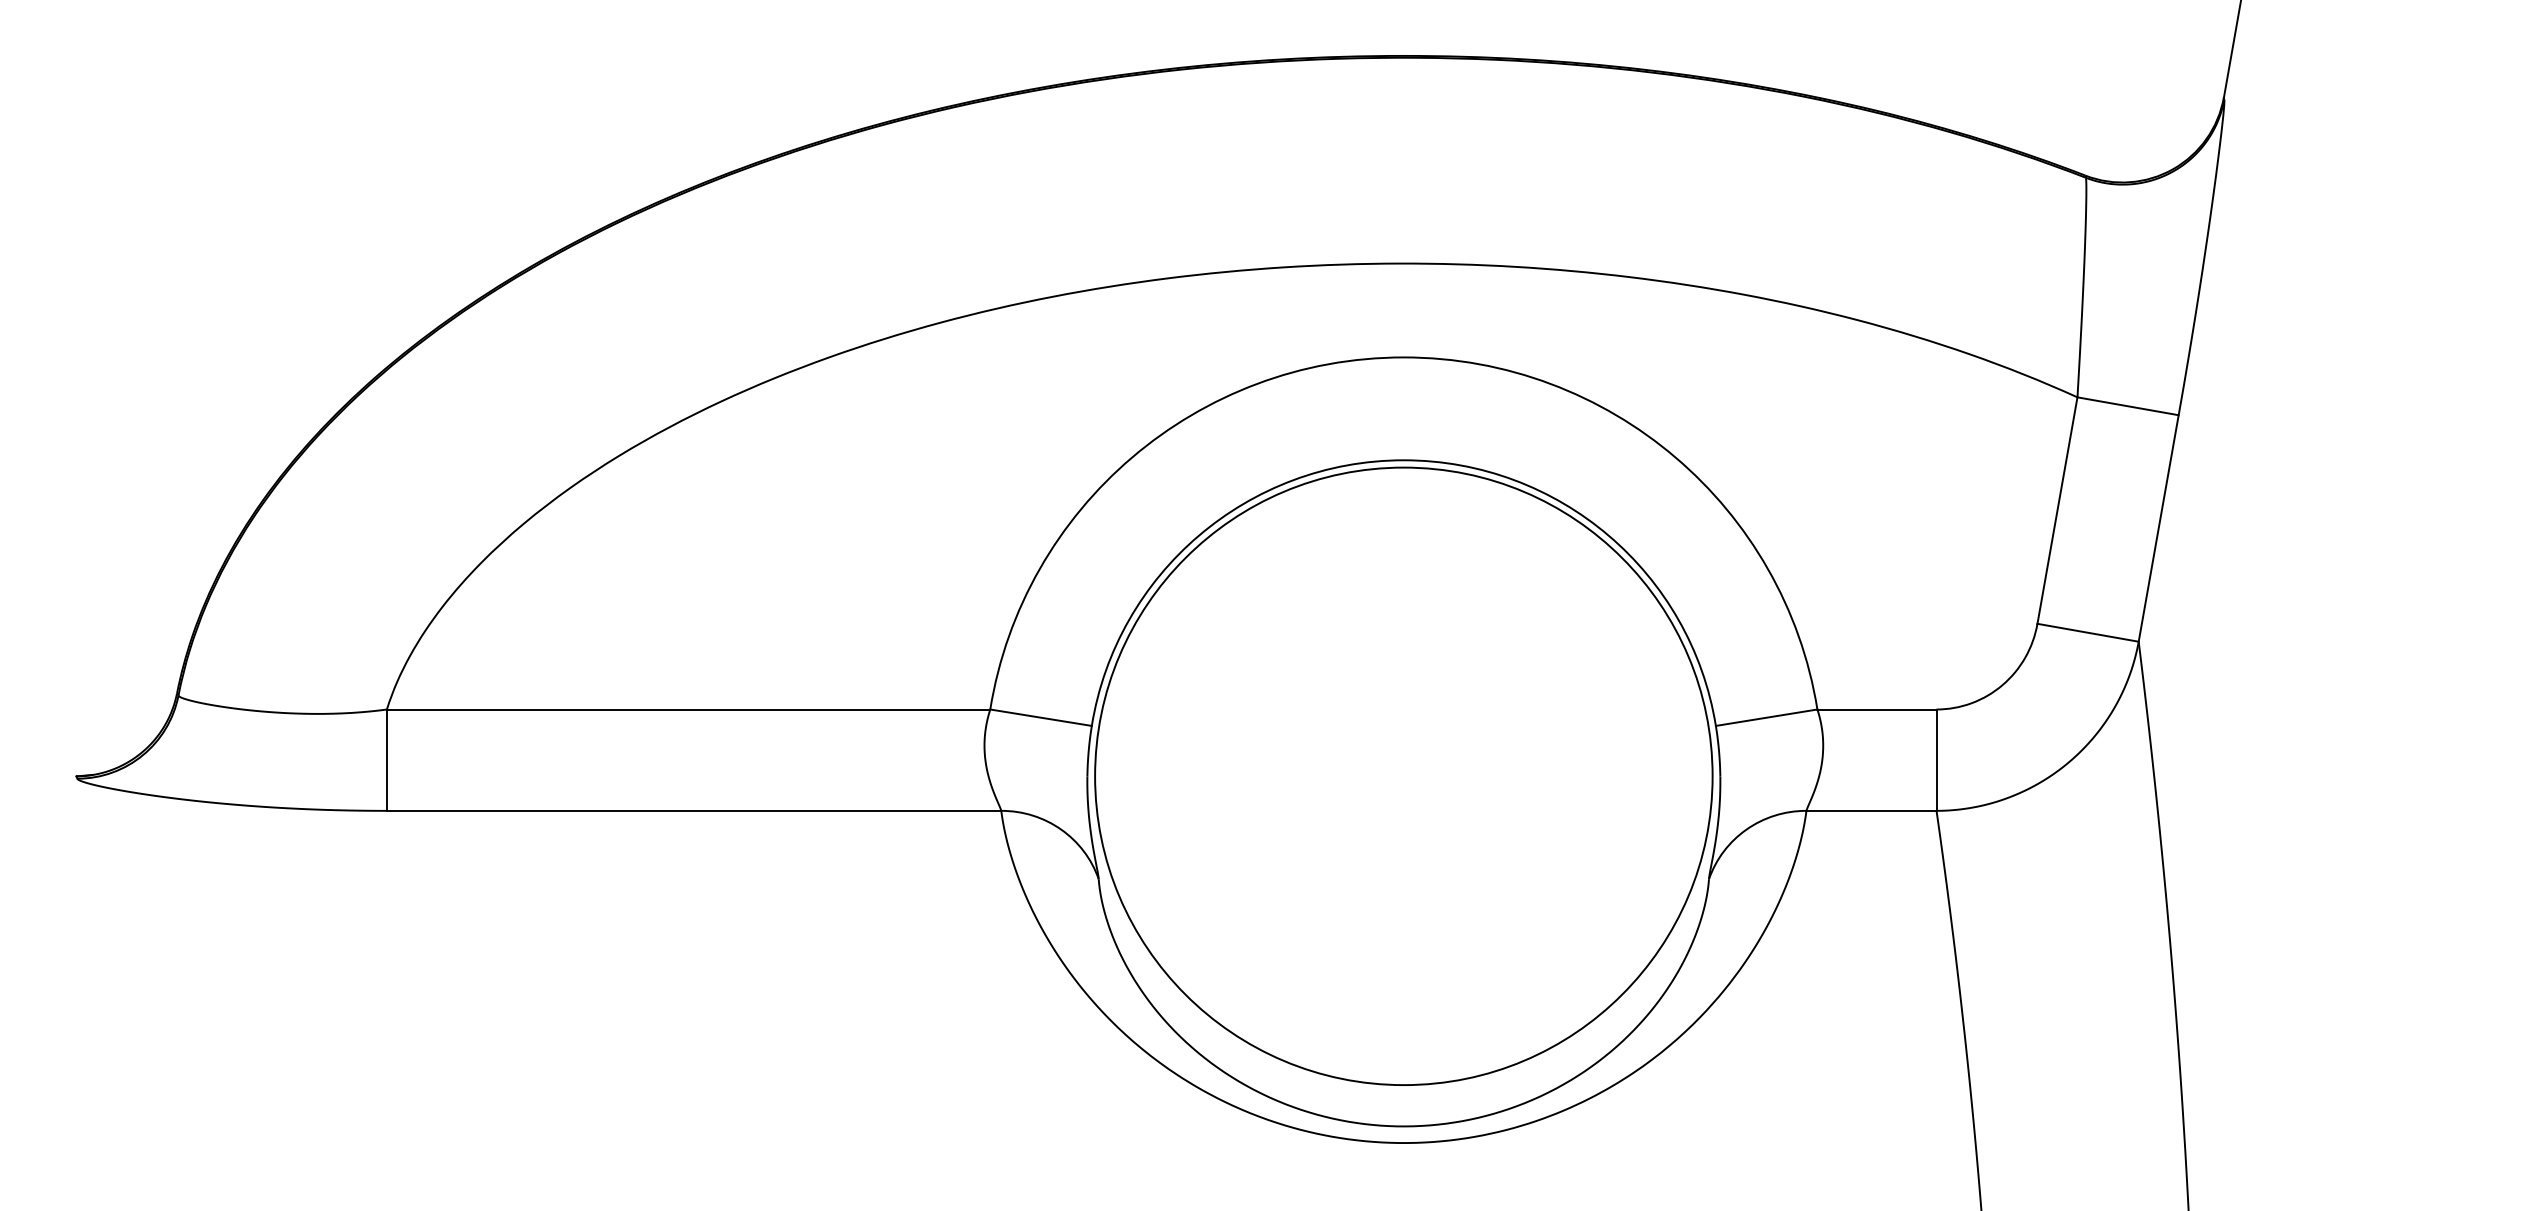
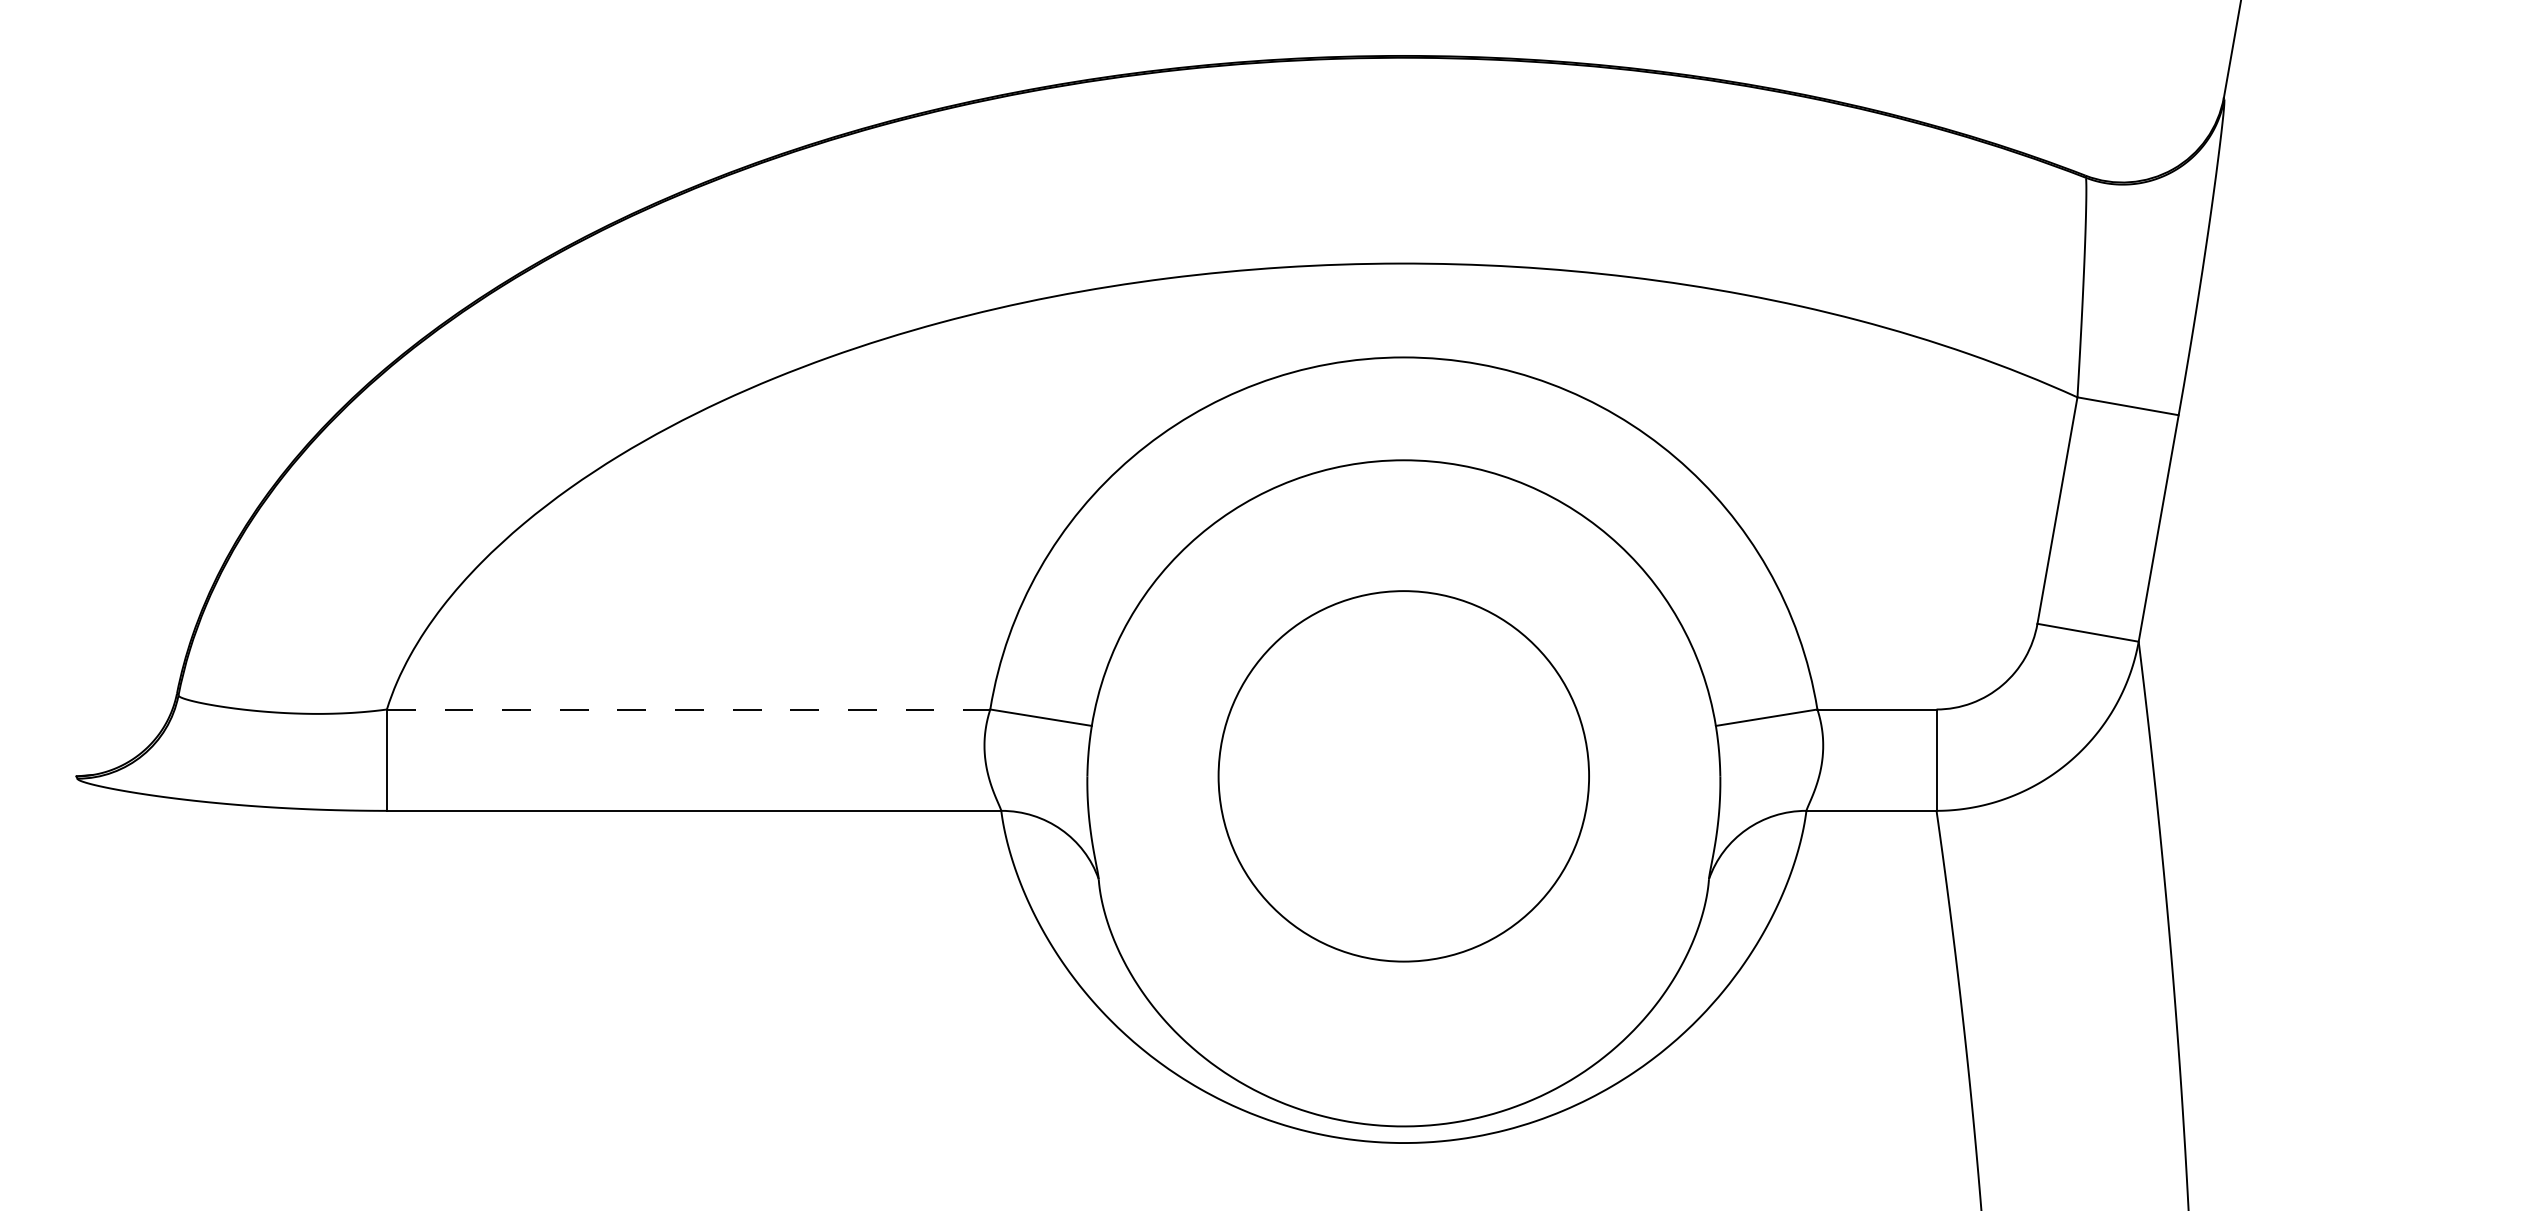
line: solid -> dashed (688, 709)
circle diameter: 618 px -> 371 px (1403, 776)
